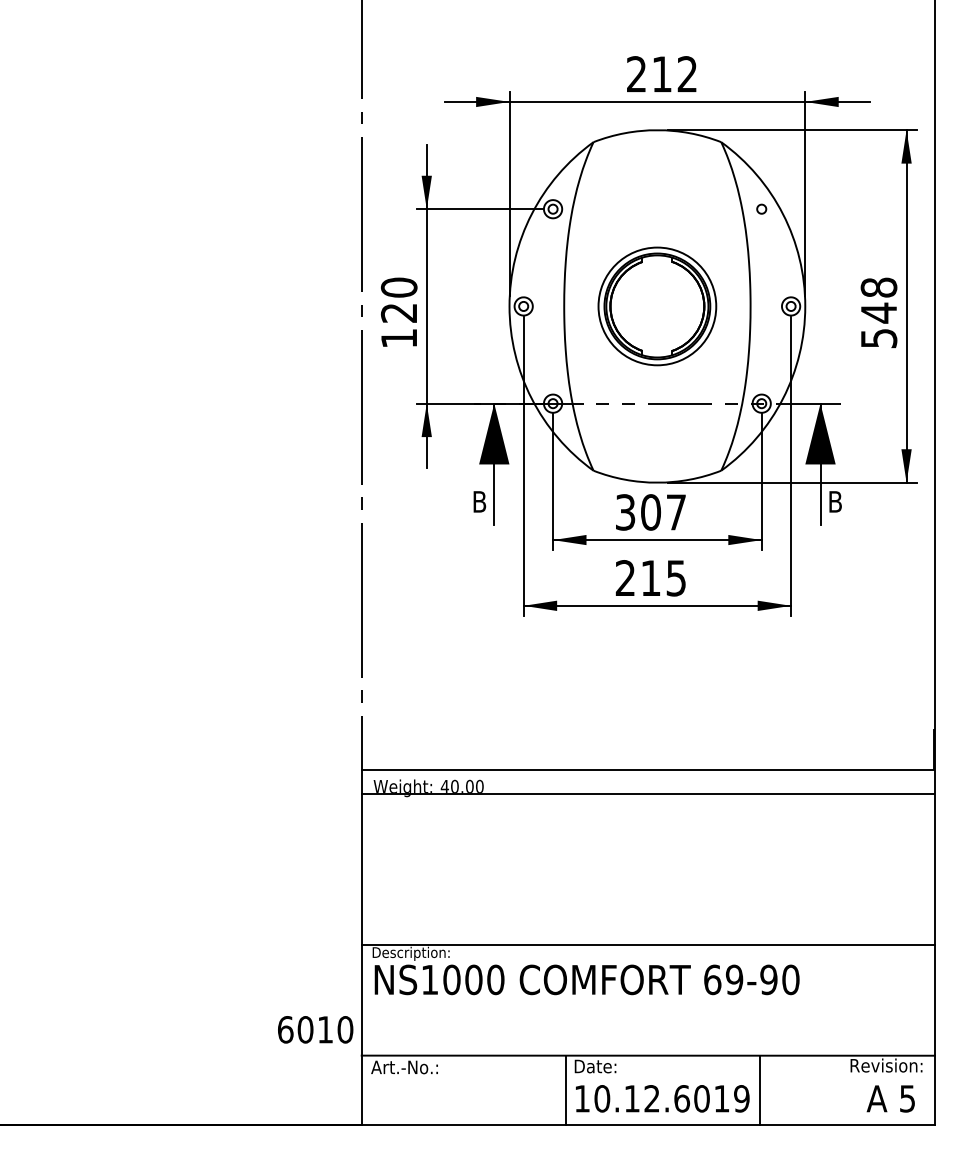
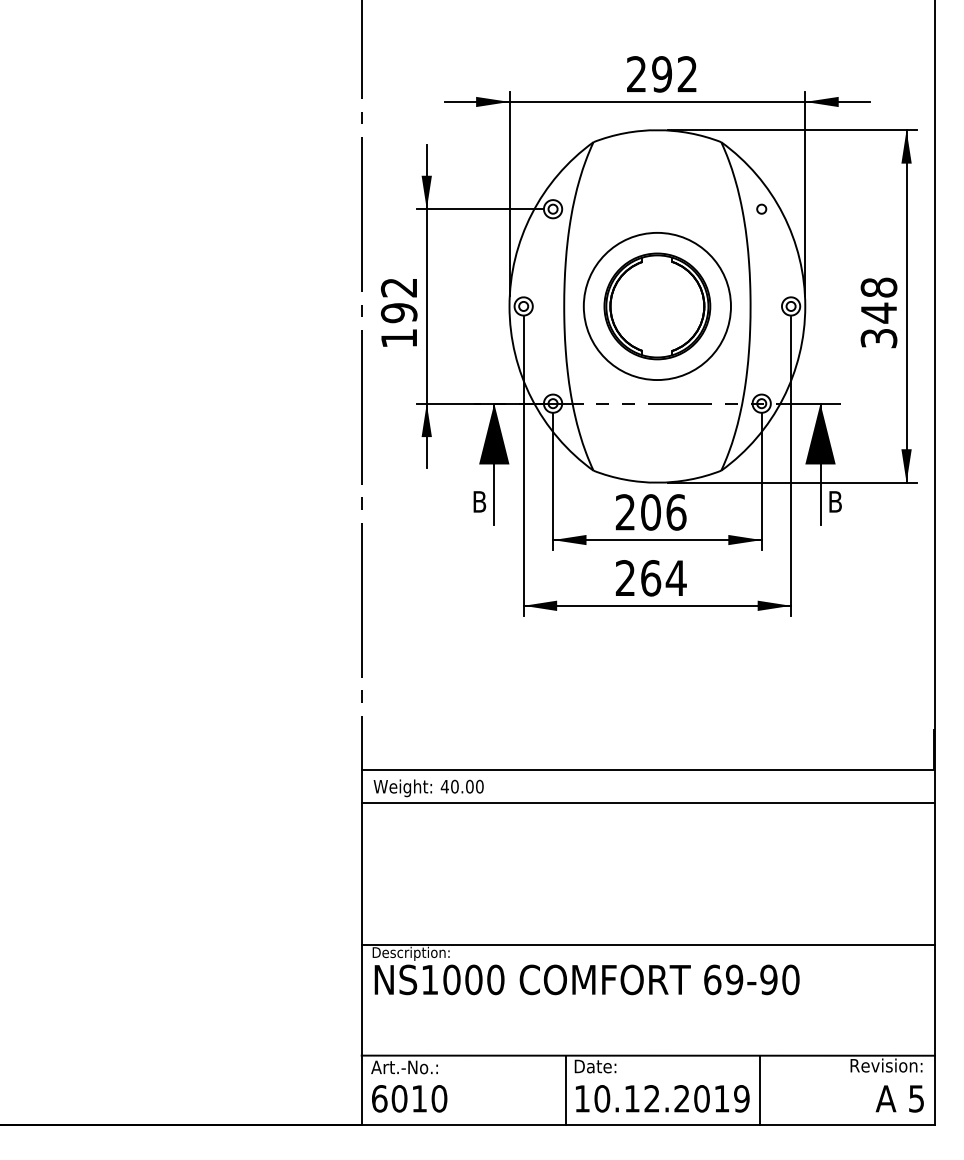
text: 212 -> 292 (662, 74)
text: 120 -> 192 (398, 300)
circle diameter: 118 px -> 147 px (656, 306)
text: 548 -> 348 (878, 338)
text: 307 -> 206 (650, 512)
text: 215 -> 264 (663, 578)
line position: (647, 794) -> (647, 803) (647, 803)
text position: (315, 1029) -> (409, 1098) (409, 1098)
text: 10.12.6019 -> 10.12.2019 (682, 1098)
text position: (890, 1098) -> (899, 1098) (899, 1098)
